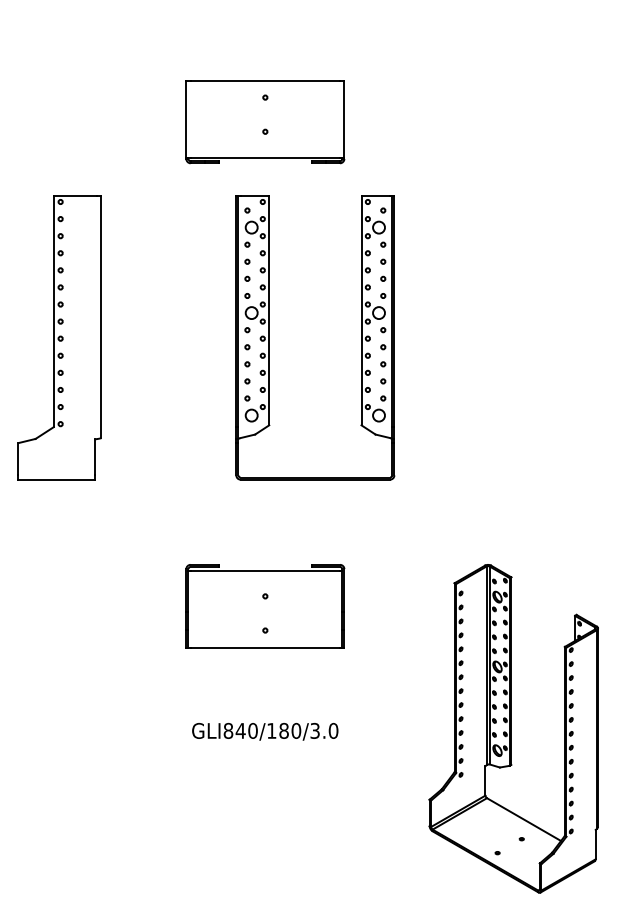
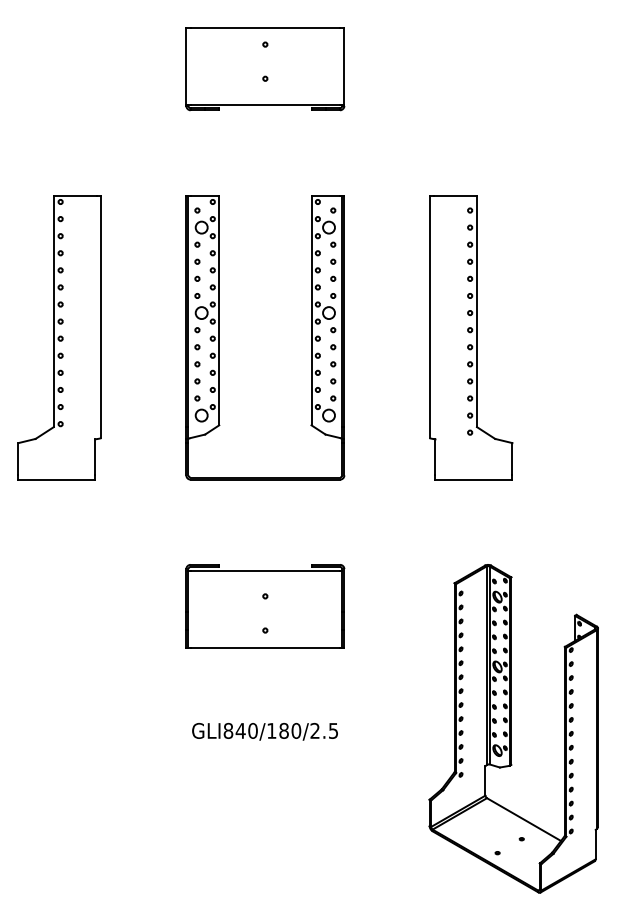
part position: (265, 122) -> (265, 69) (265, 69)
part position: (269, 337) -> (219, 337) (219, 337)
part: none -> present (471, 337)
text: GLI840/180/3.0 -> GLI840/180/2.5 (324, 730)
